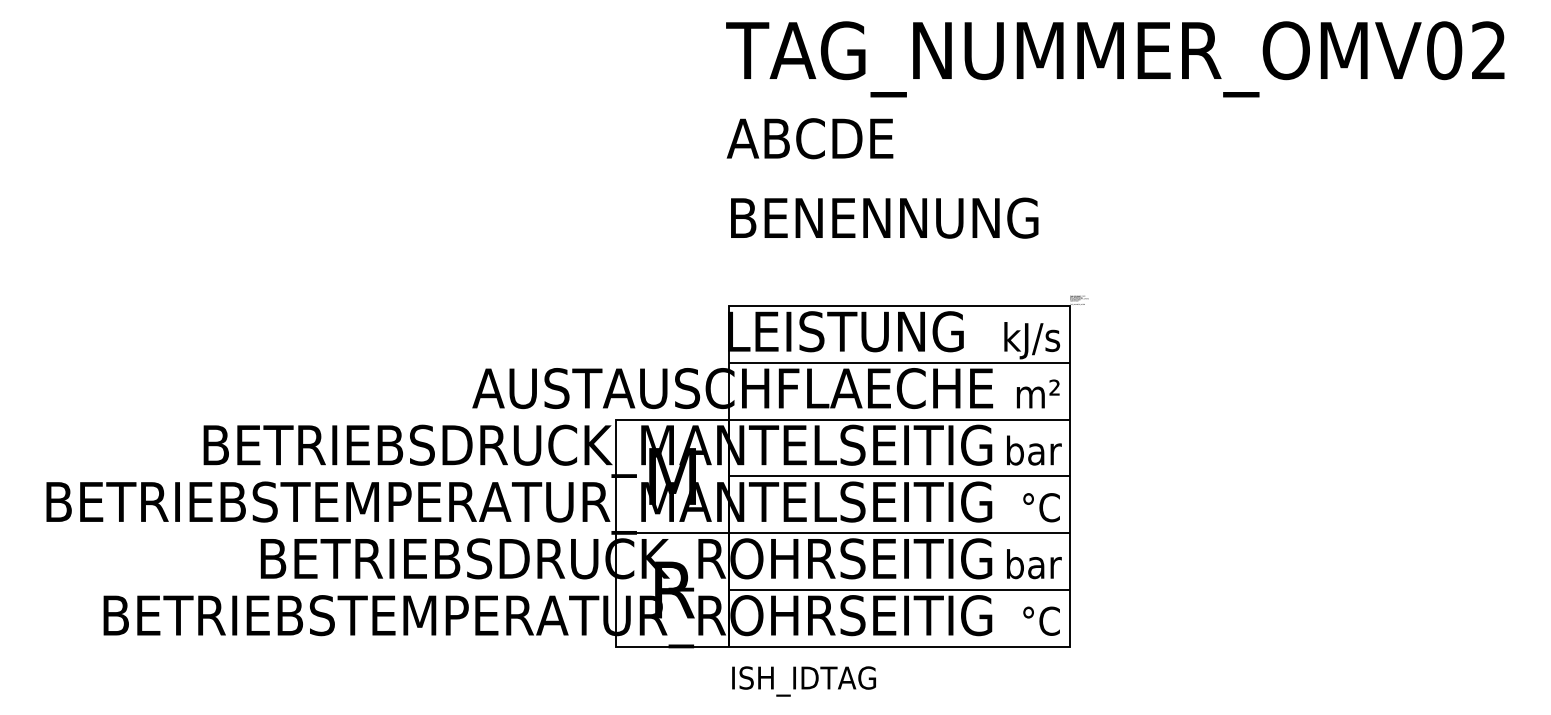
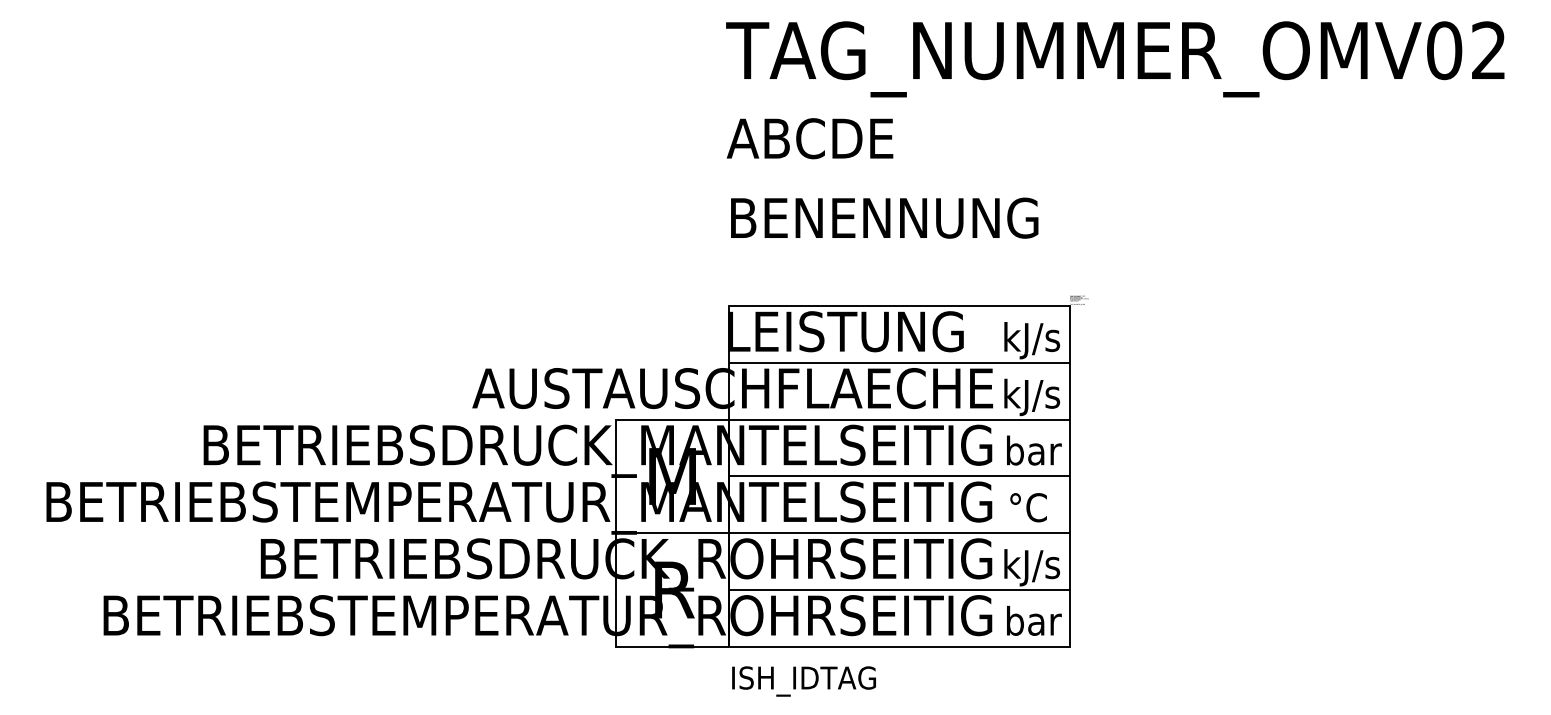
text: m² -> kJ/s (1032, 397)
text position: (1041, 507) -> (1028, 507) (1028, 507)
text: bar -> kJ/s (1032, 567)
text: °C -> bar (1034, 620)
